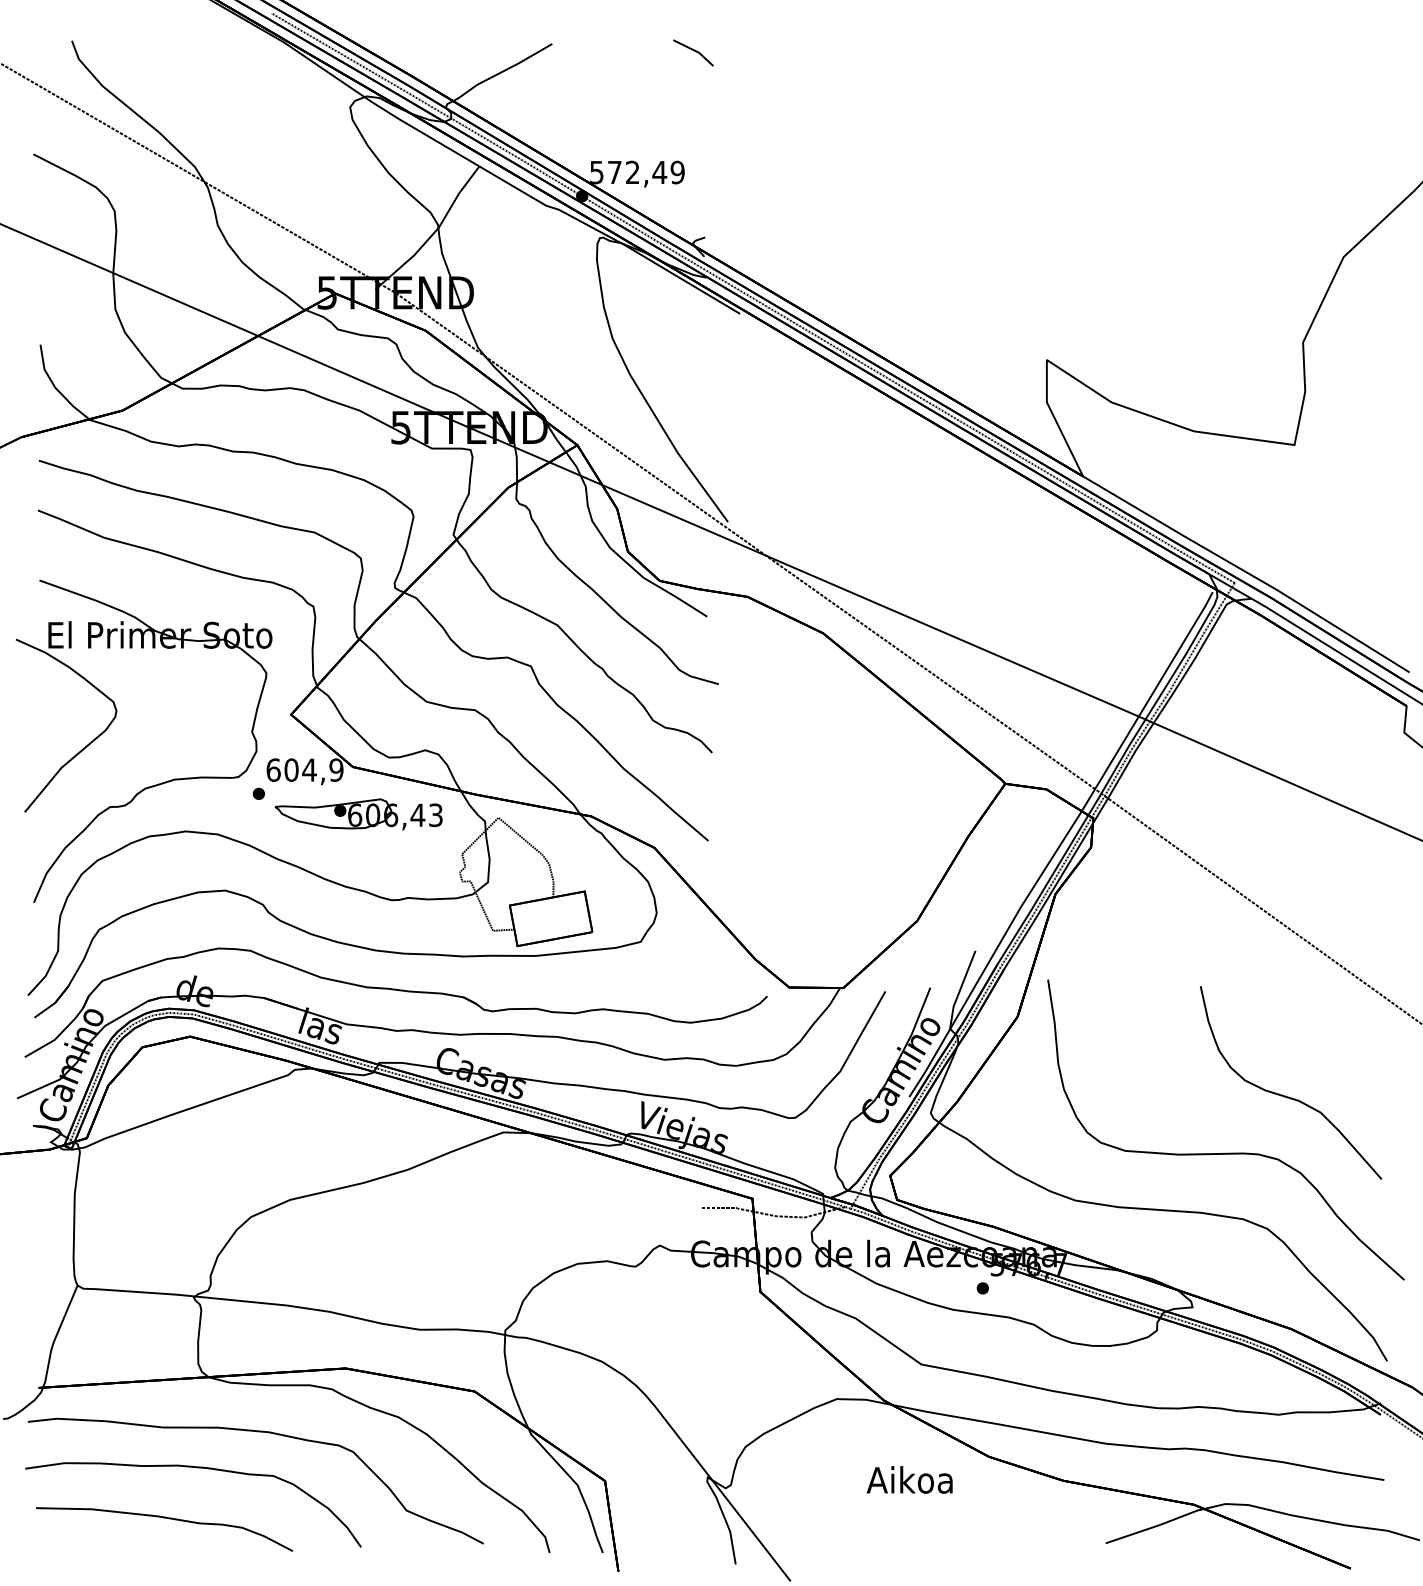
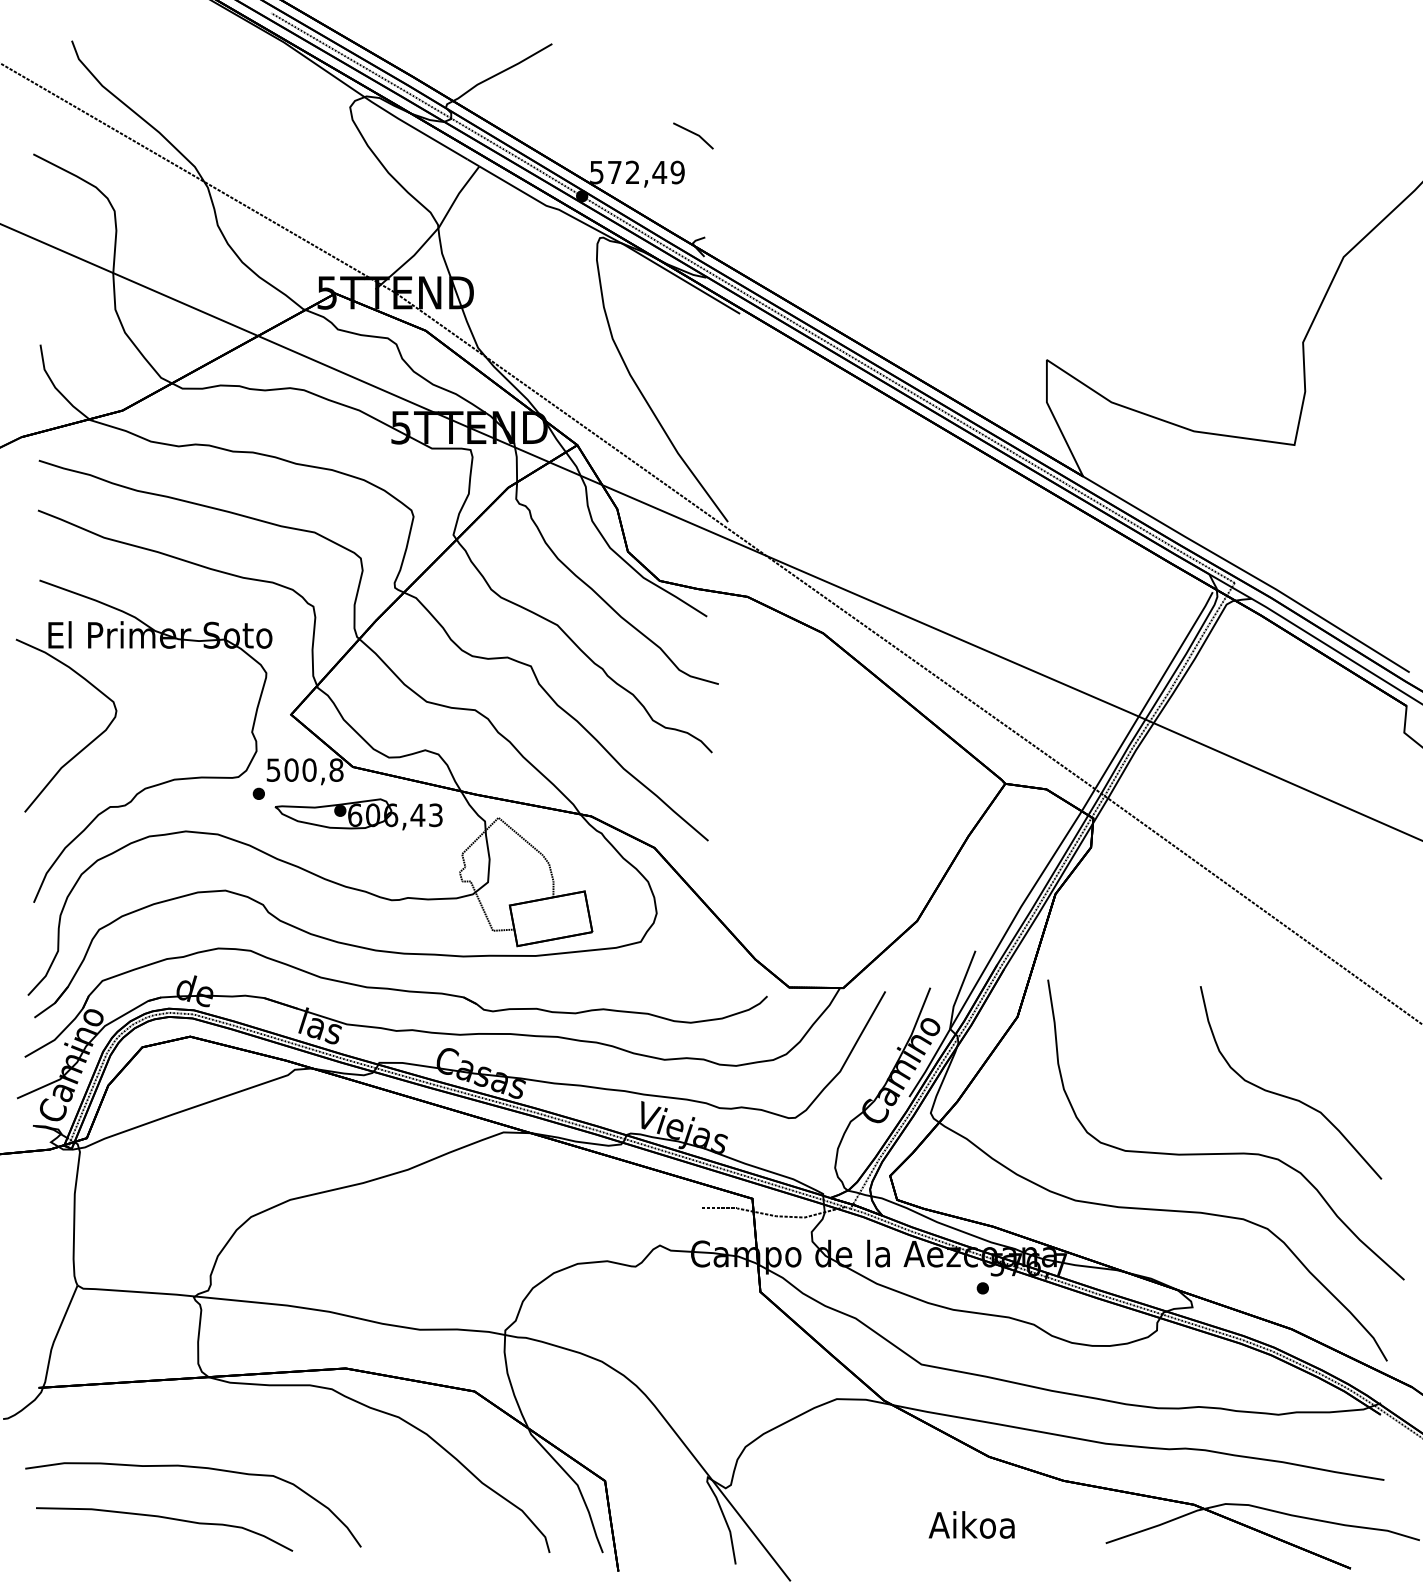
line position: (693, 51) -> (693, 134) (693, 134)
text: 604,9 -> 500,8 (304, 769)
curve: present -> none (256, 1432)
text position: (909, 1479) -> (971, 1524) (971, 1524)
